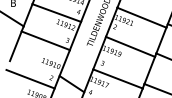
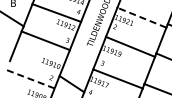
line: solid -> dashed (141, 17)
line: solid -> dashed (30, 79)
